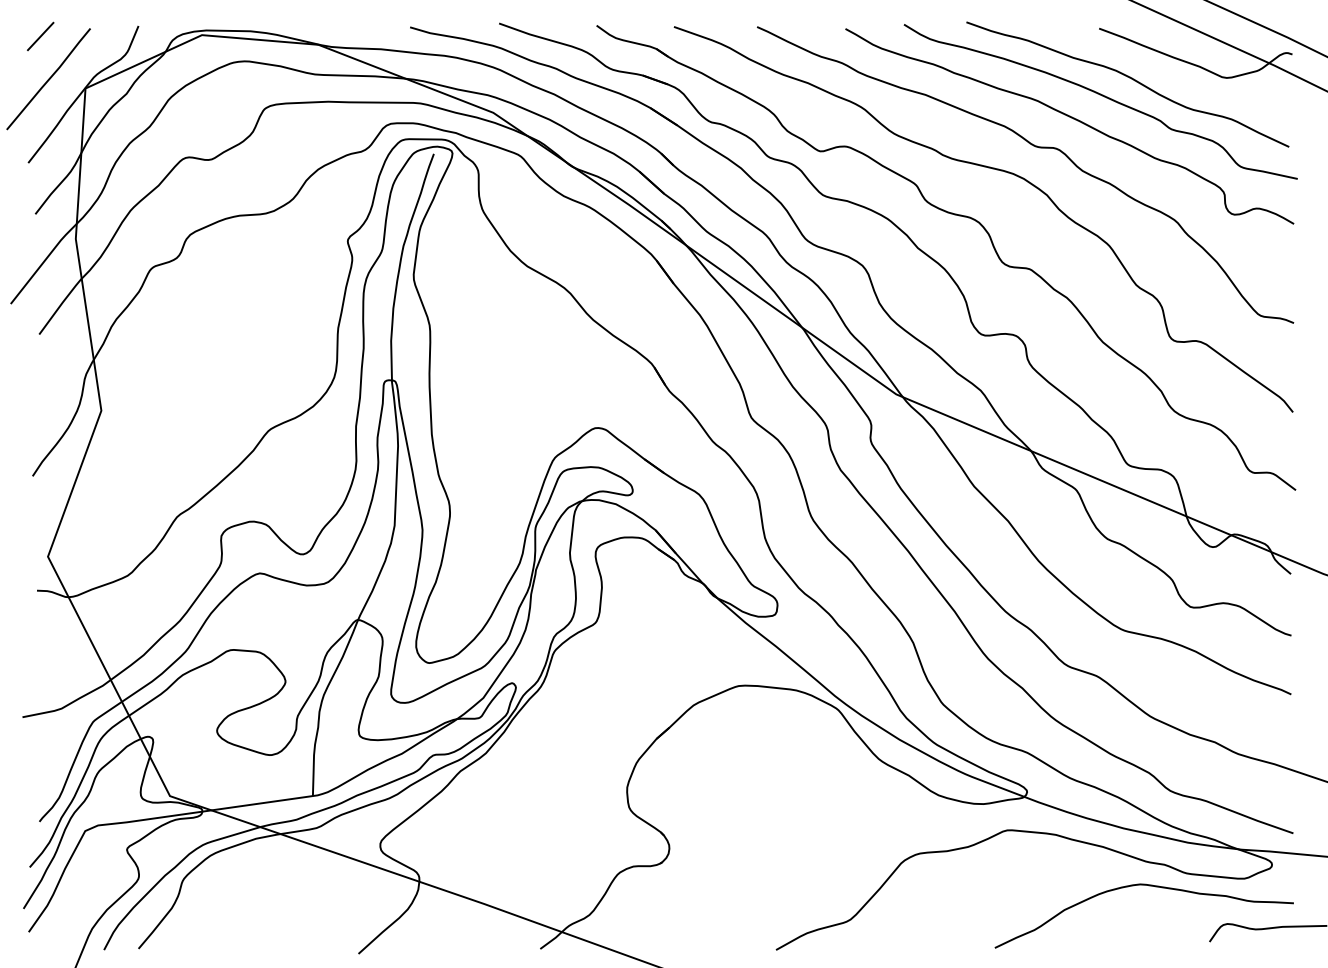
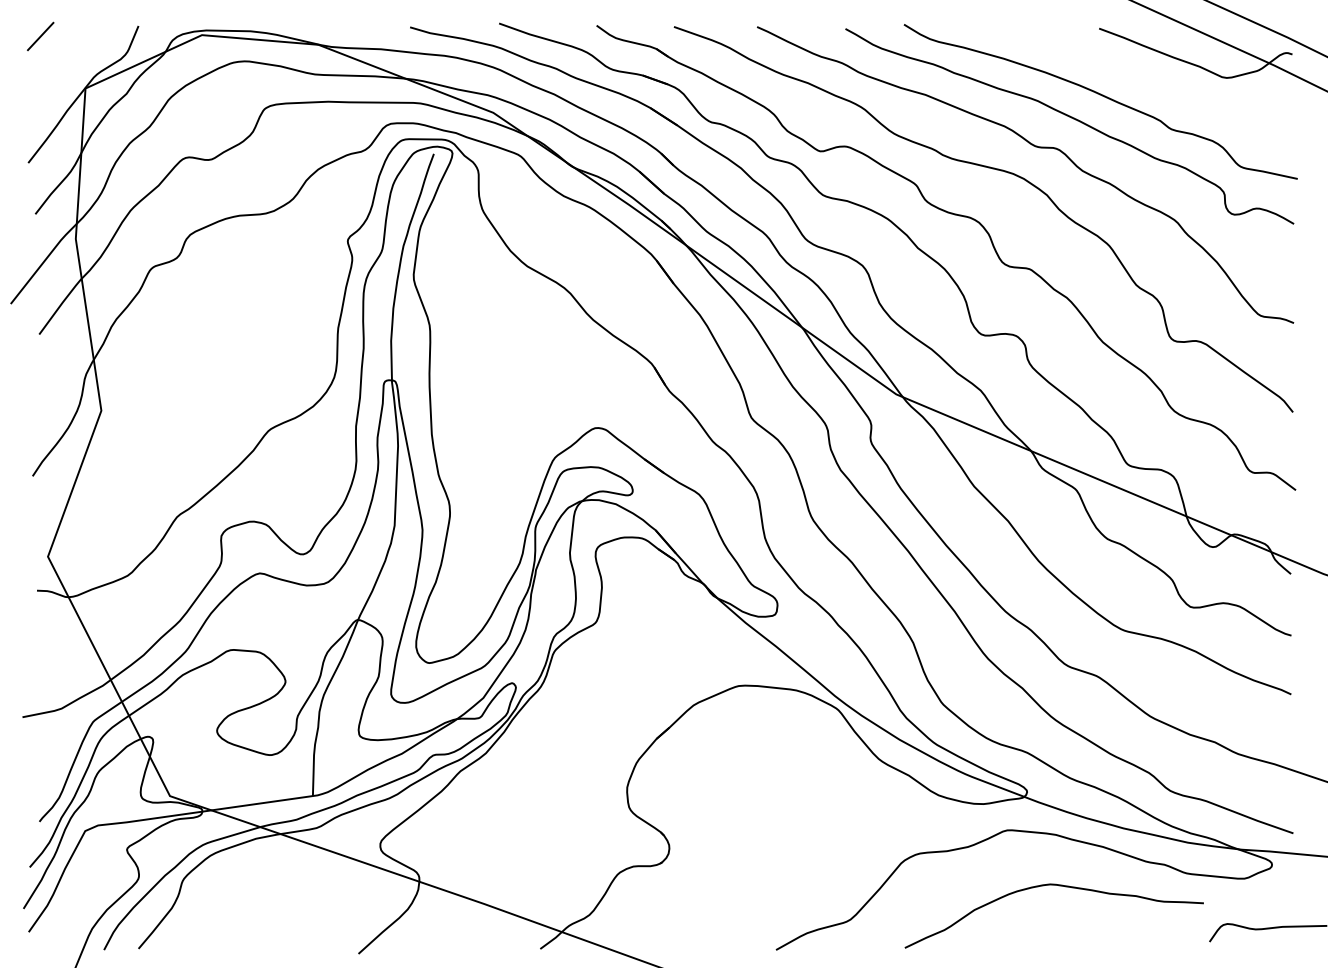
curve: present -> none (1129, 78)
line: present -> none (48, 79)
curve position: (1149, 886) -> (1059, 886) (1059, 886)
